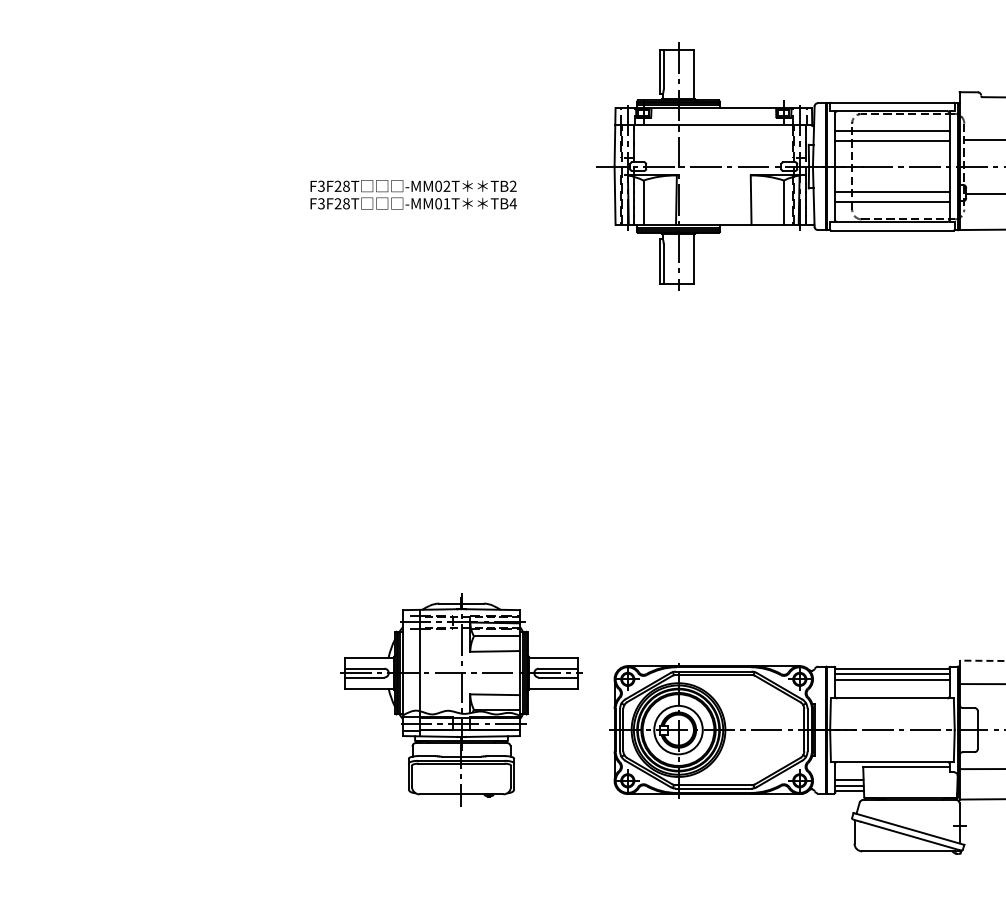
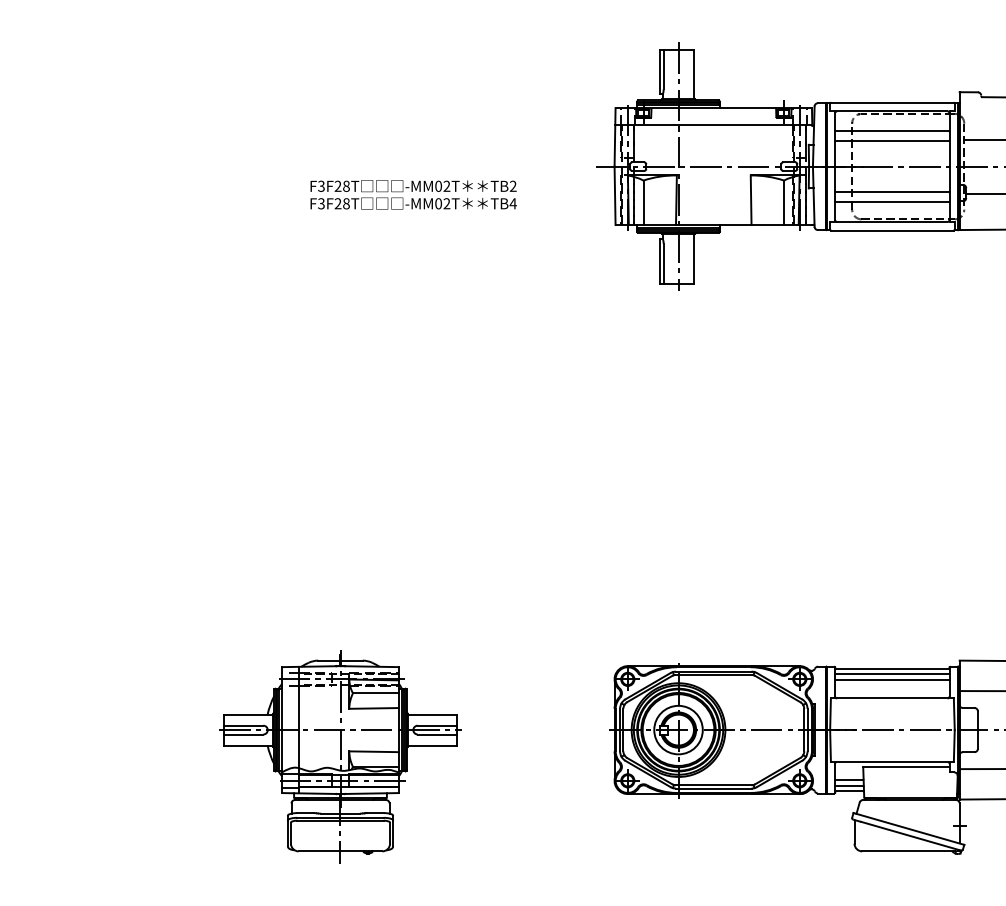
text: -MM01T -> -MM02T (446, 203)
line: dashed -> solid (982, 660)
line position: (980, 684) -> (980, 691) (980, 691)
part position: (461, 699) -> (340, 756) (340, 756)
